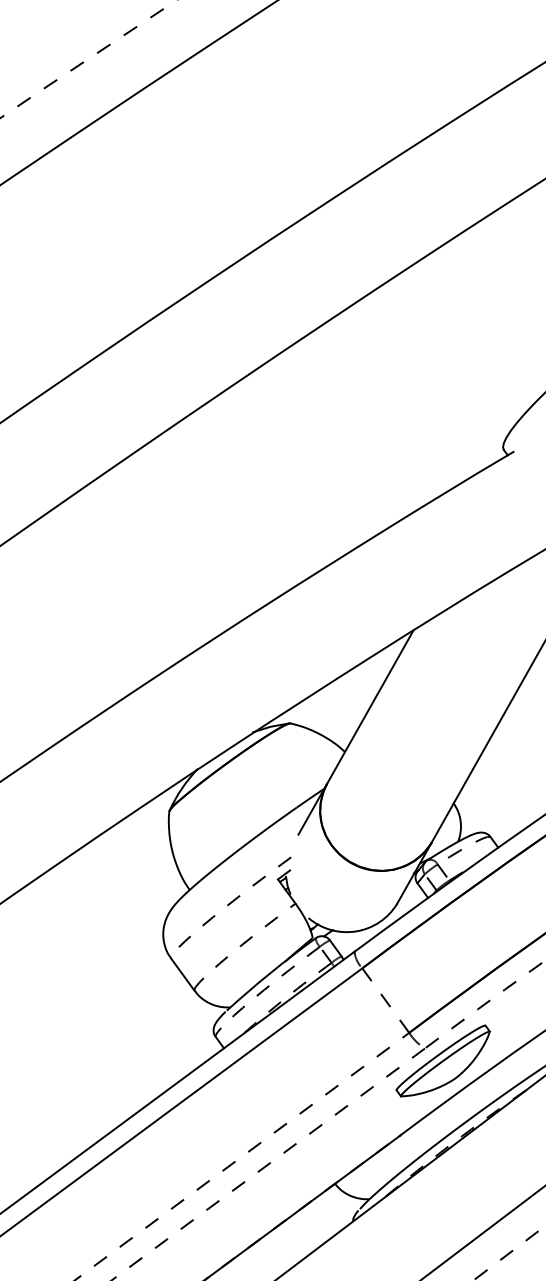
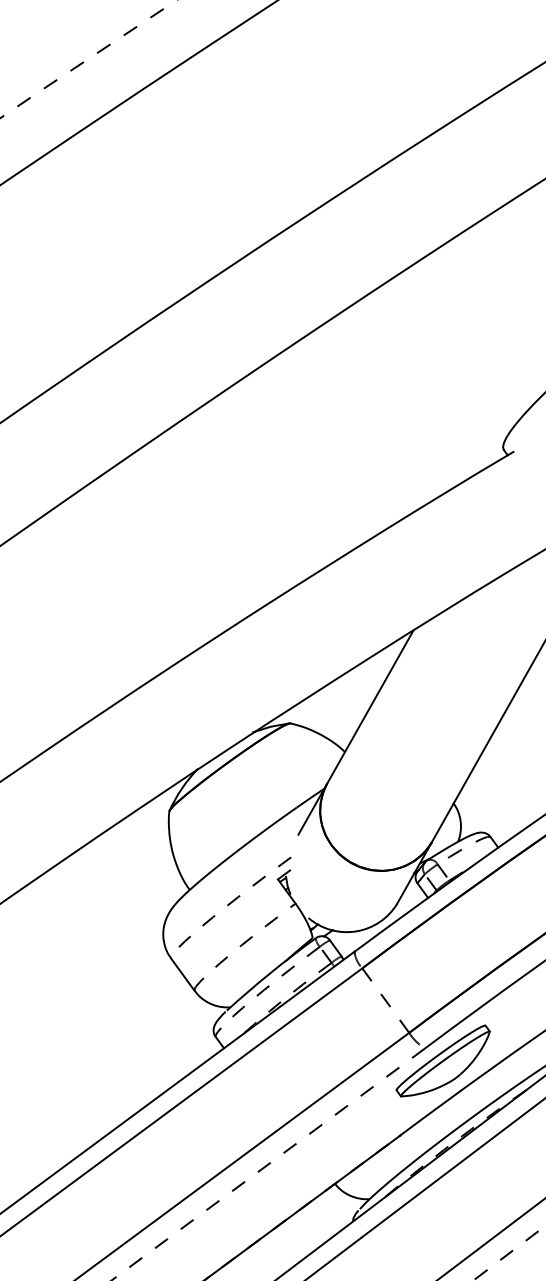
arc: dashed -> solid (484, 1004)
line: dashed -> solid (242, 1156)
line: none -> present (425, 1188)
line position: (483, 1232) -> (491, 1238) (491, 1238)
